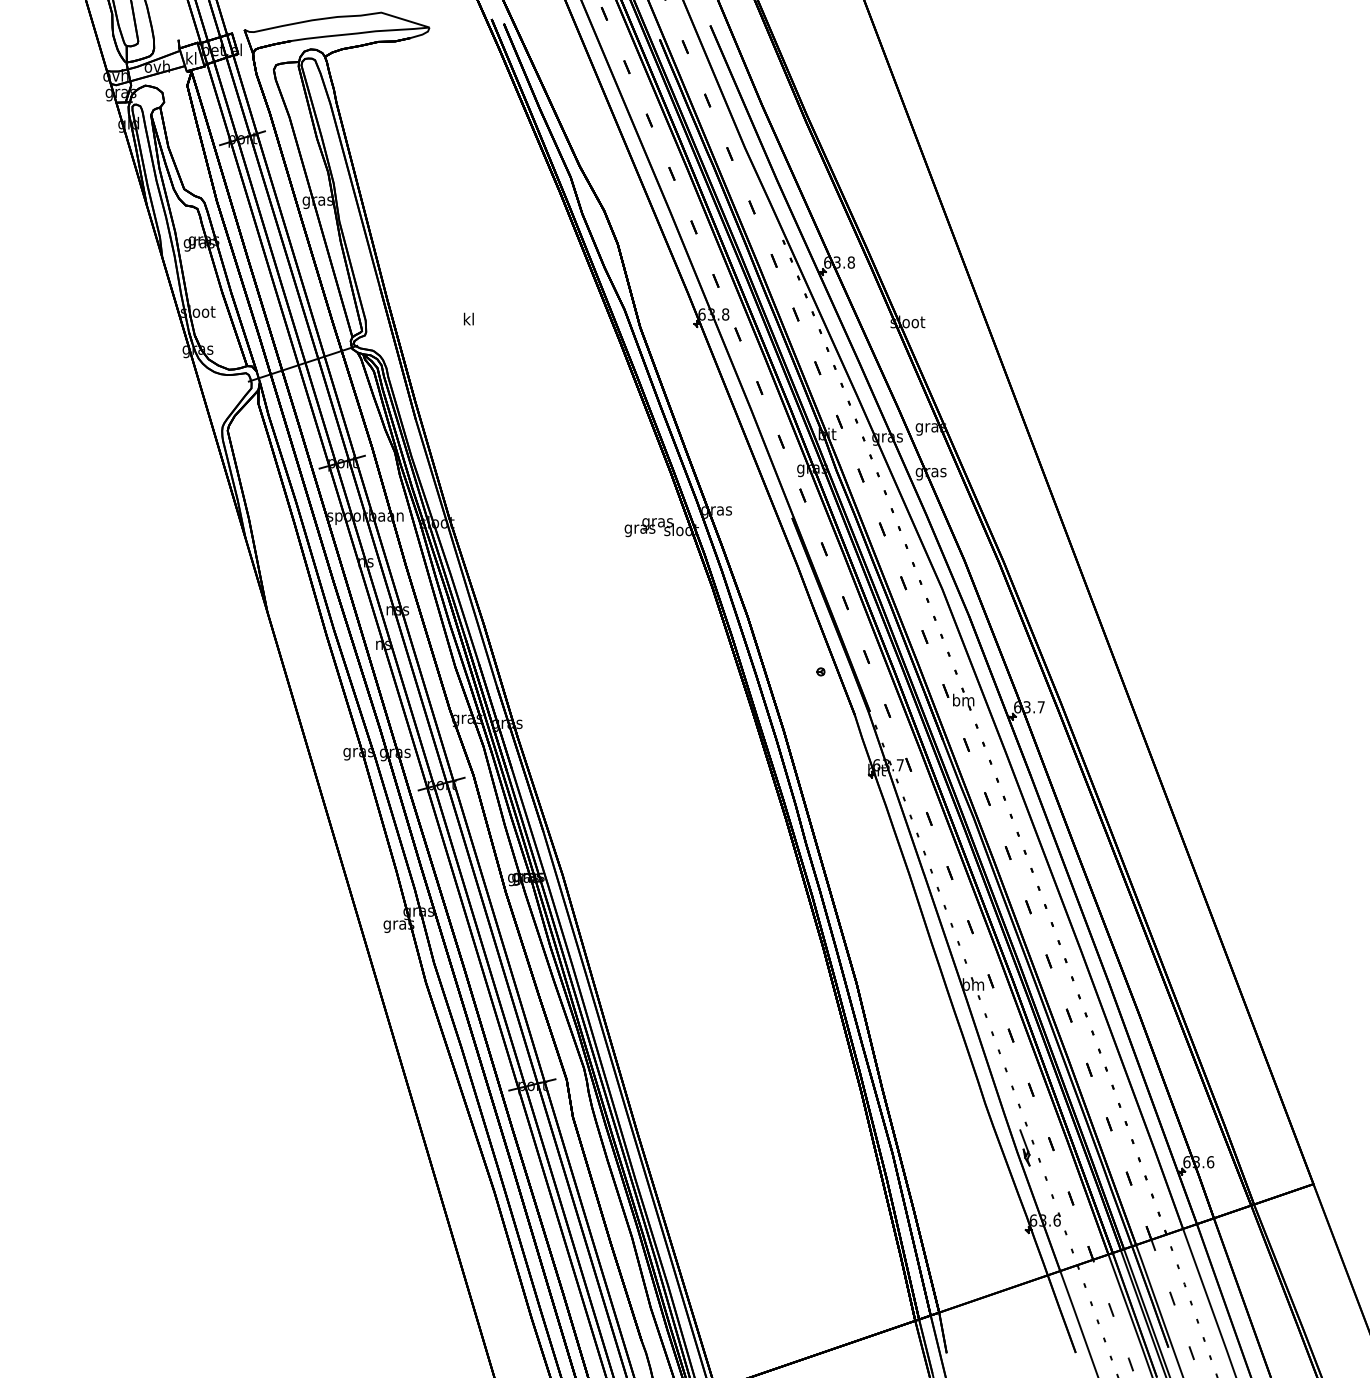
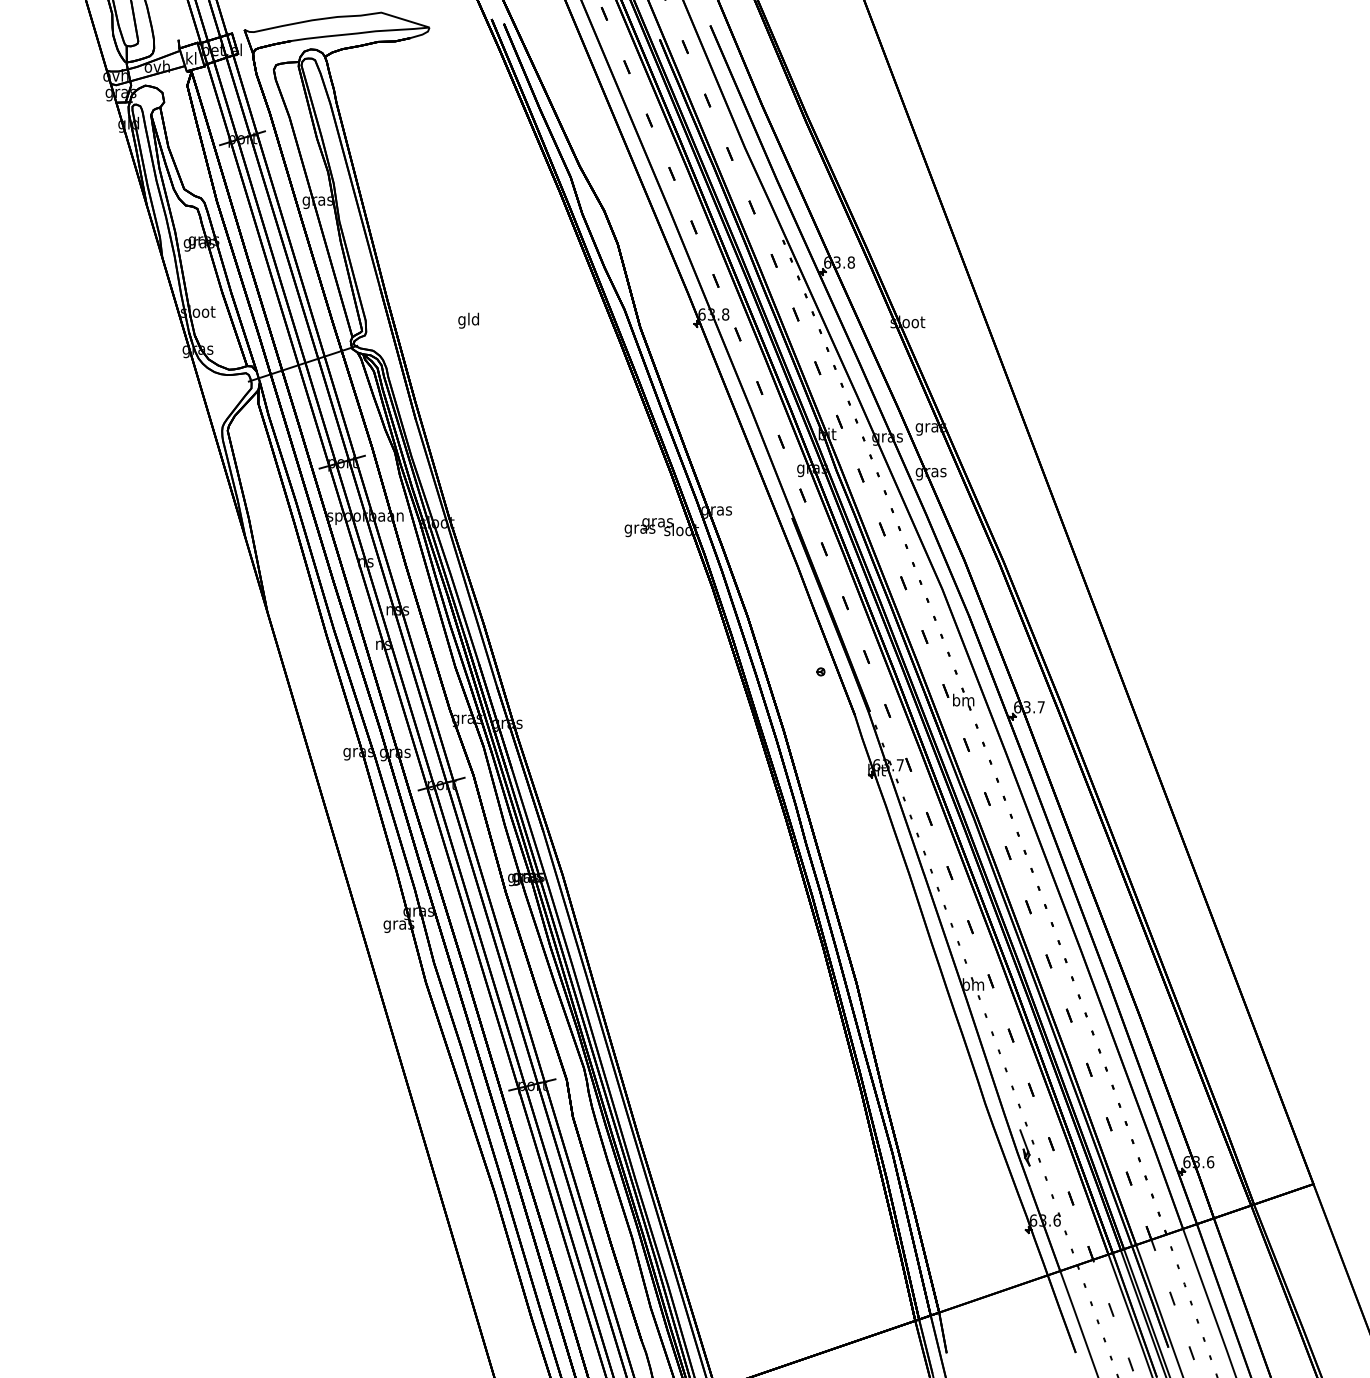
text: kl -> gld (468, 320)
